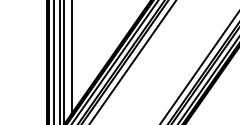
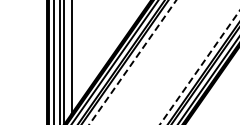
line: solid -> dashed (132, 62)
line: solid -> dashed (199, 67)
